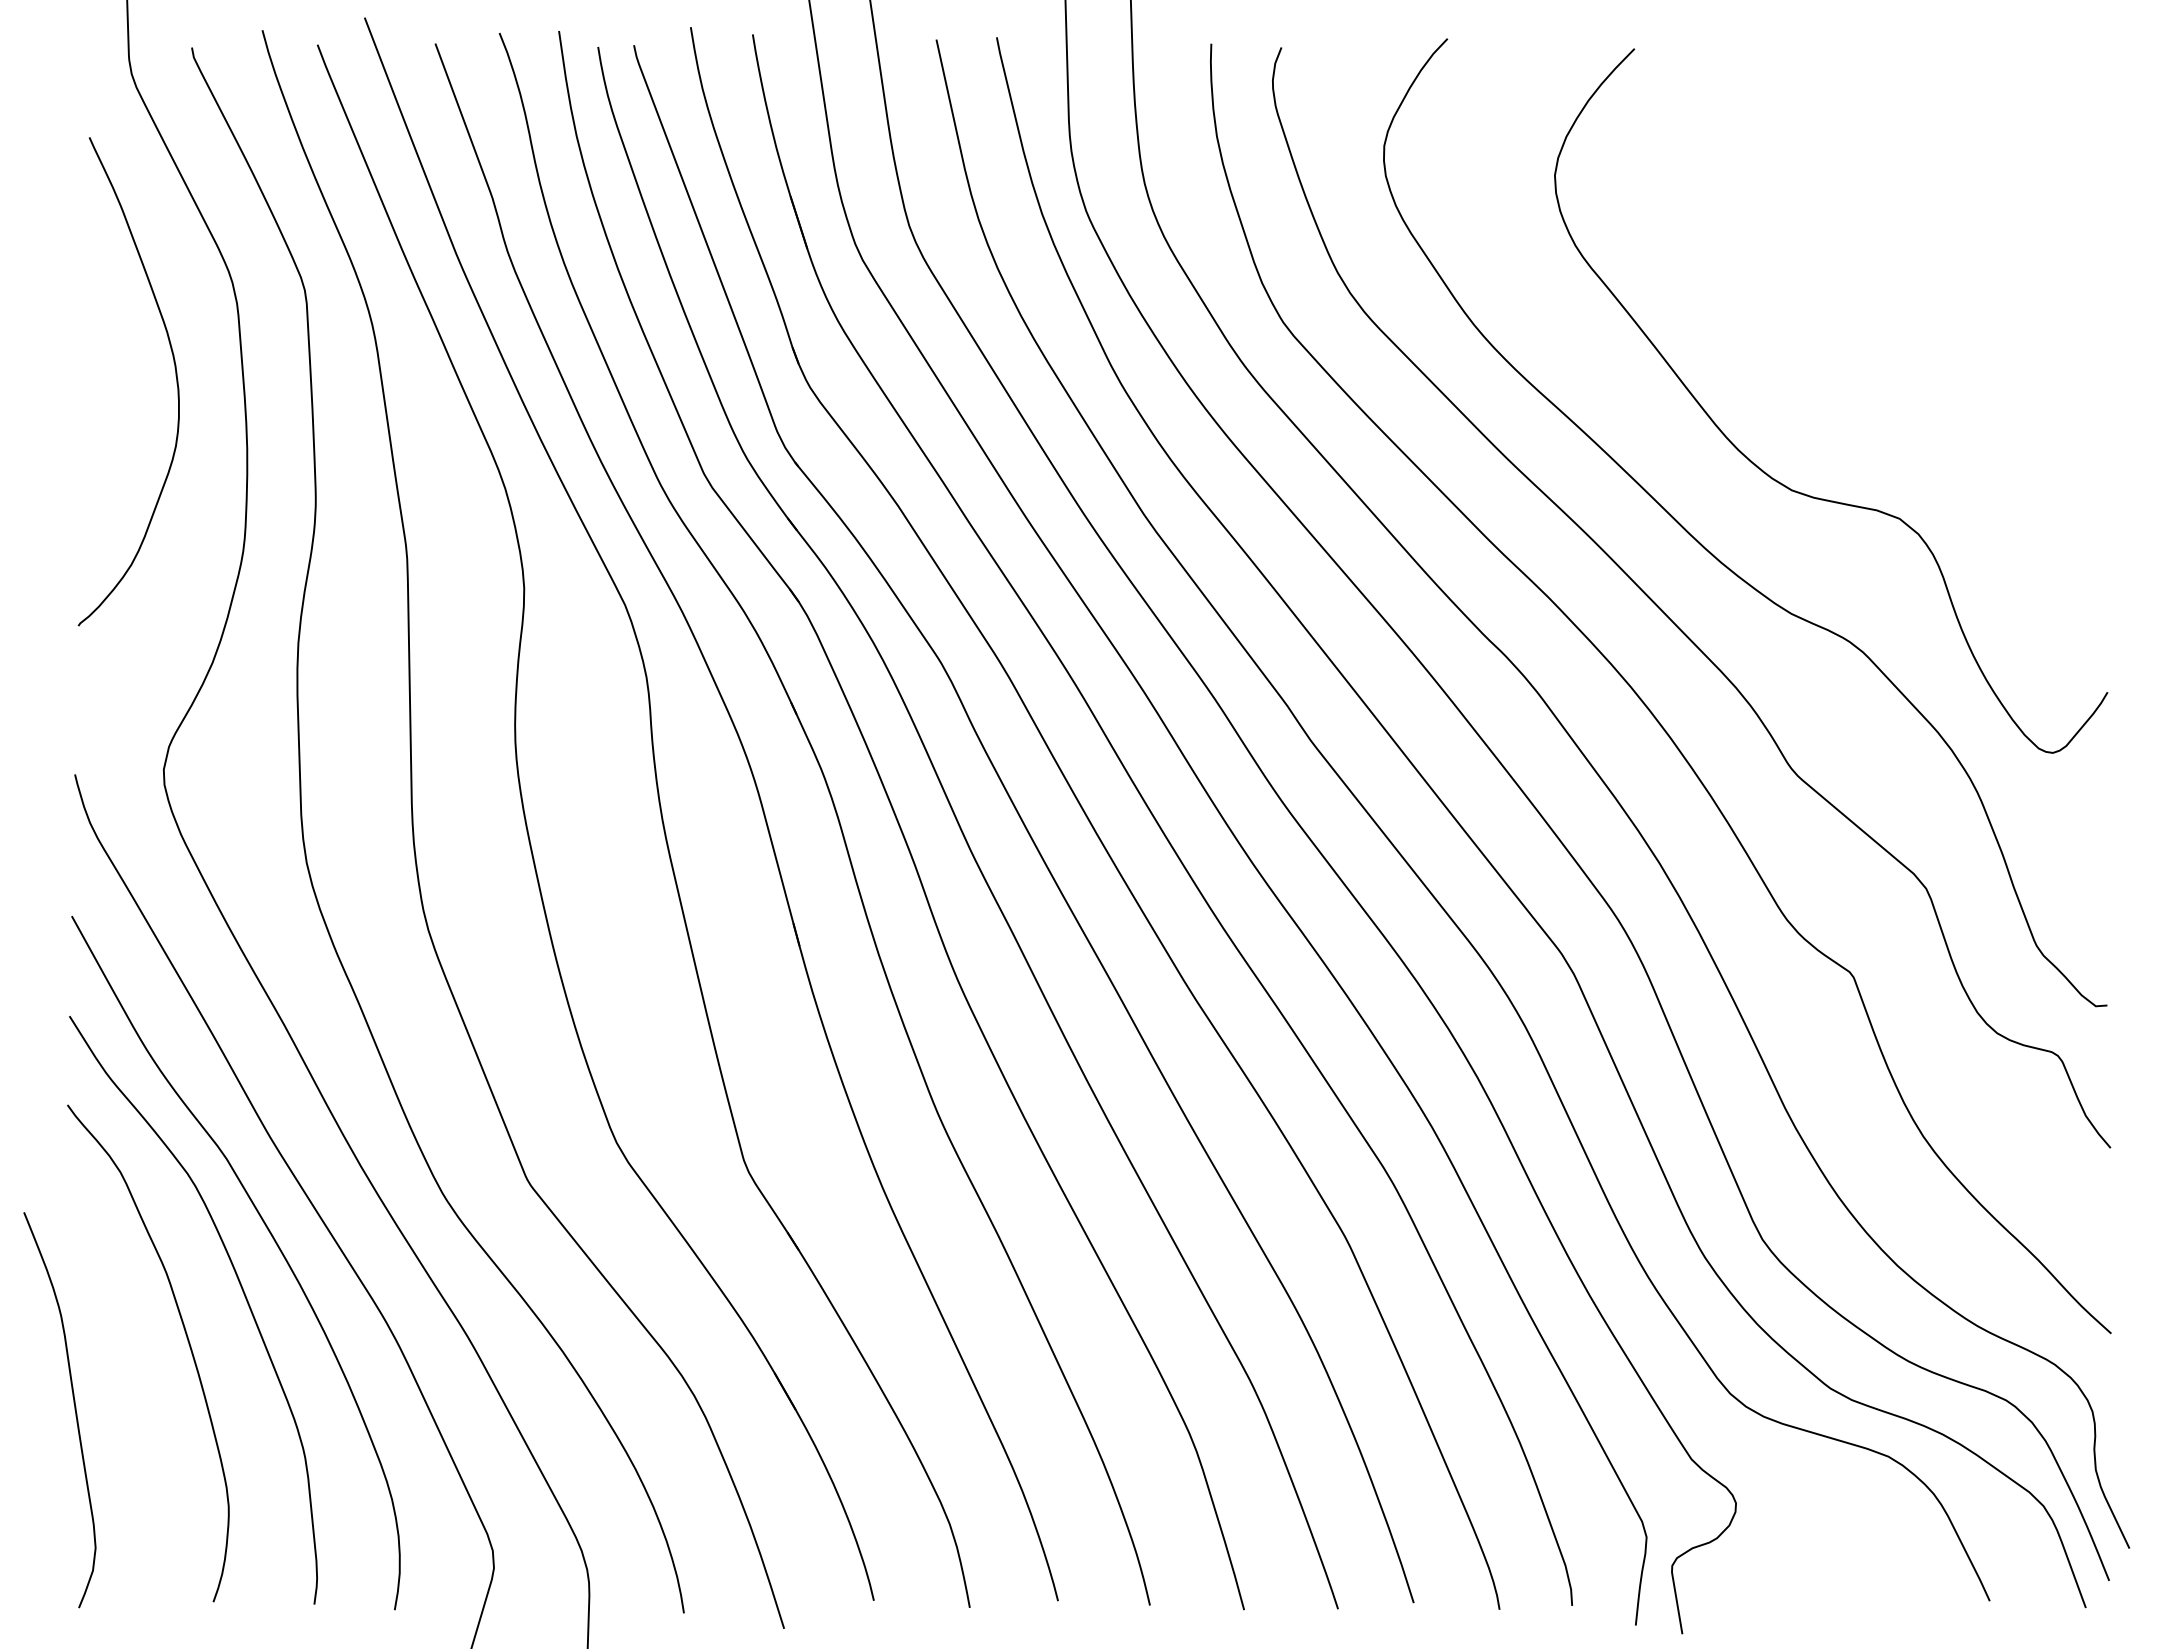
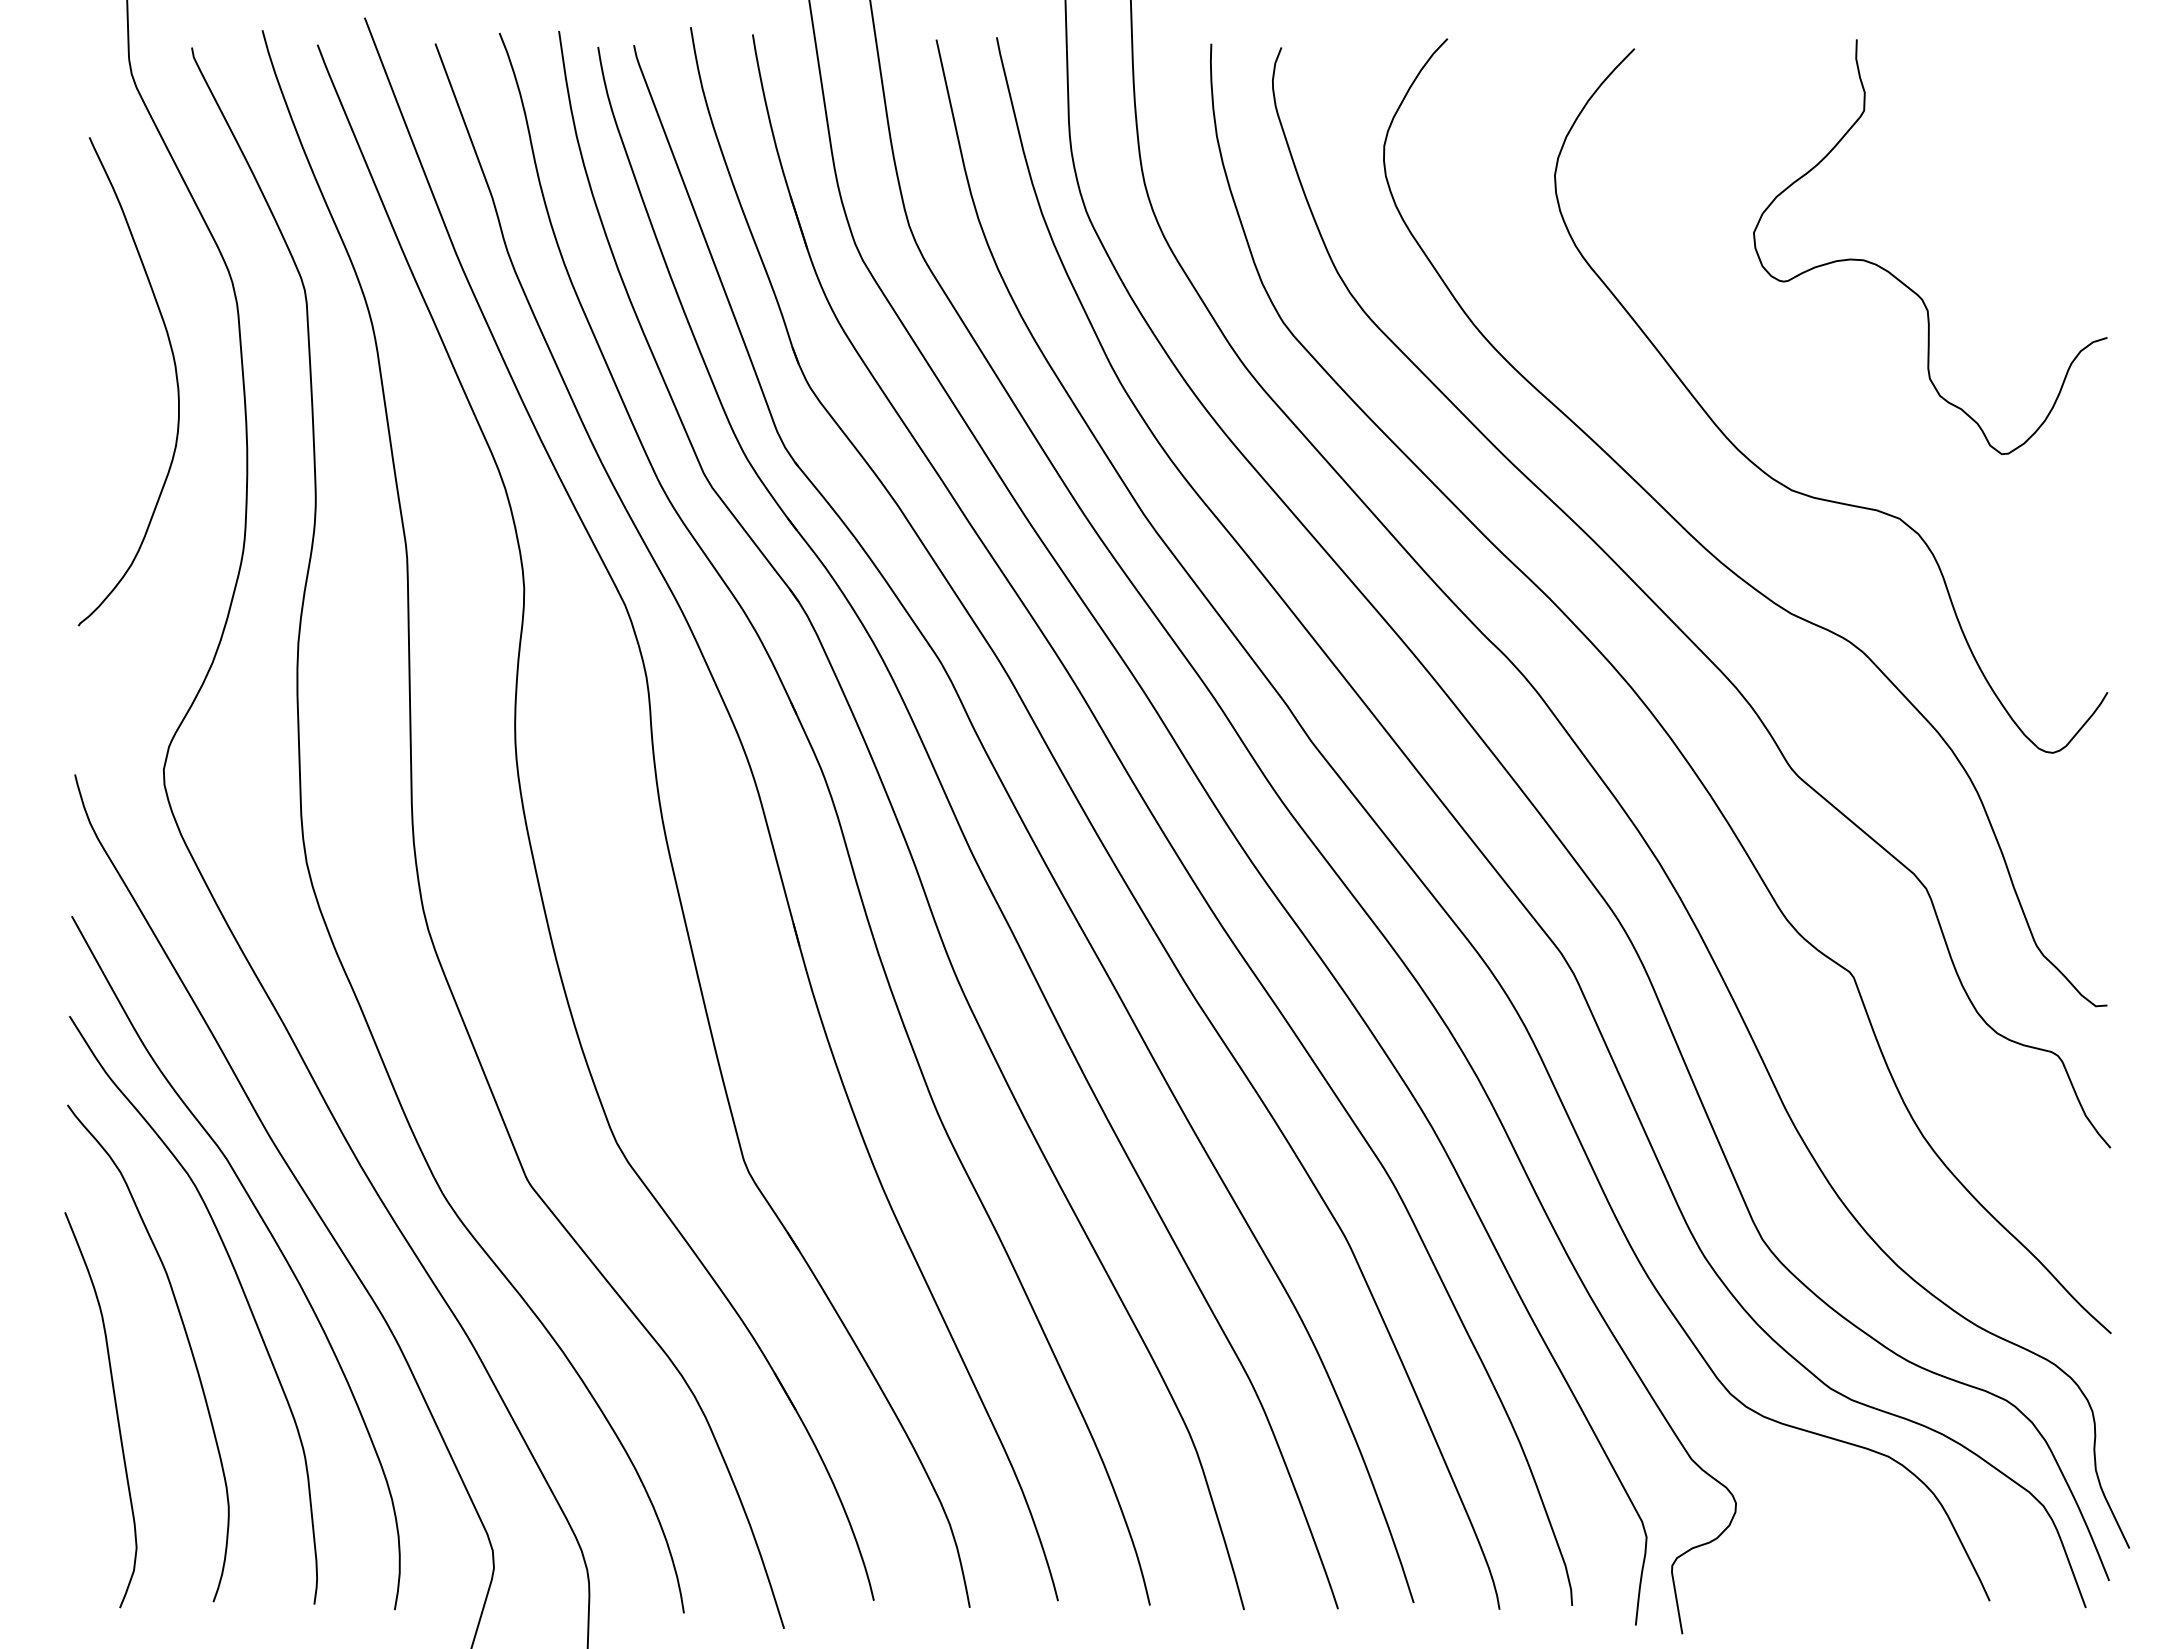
curve: none -> present (1902, 281)
curve position: (74, 1410) -> (115, 1410) (115, 1410)
